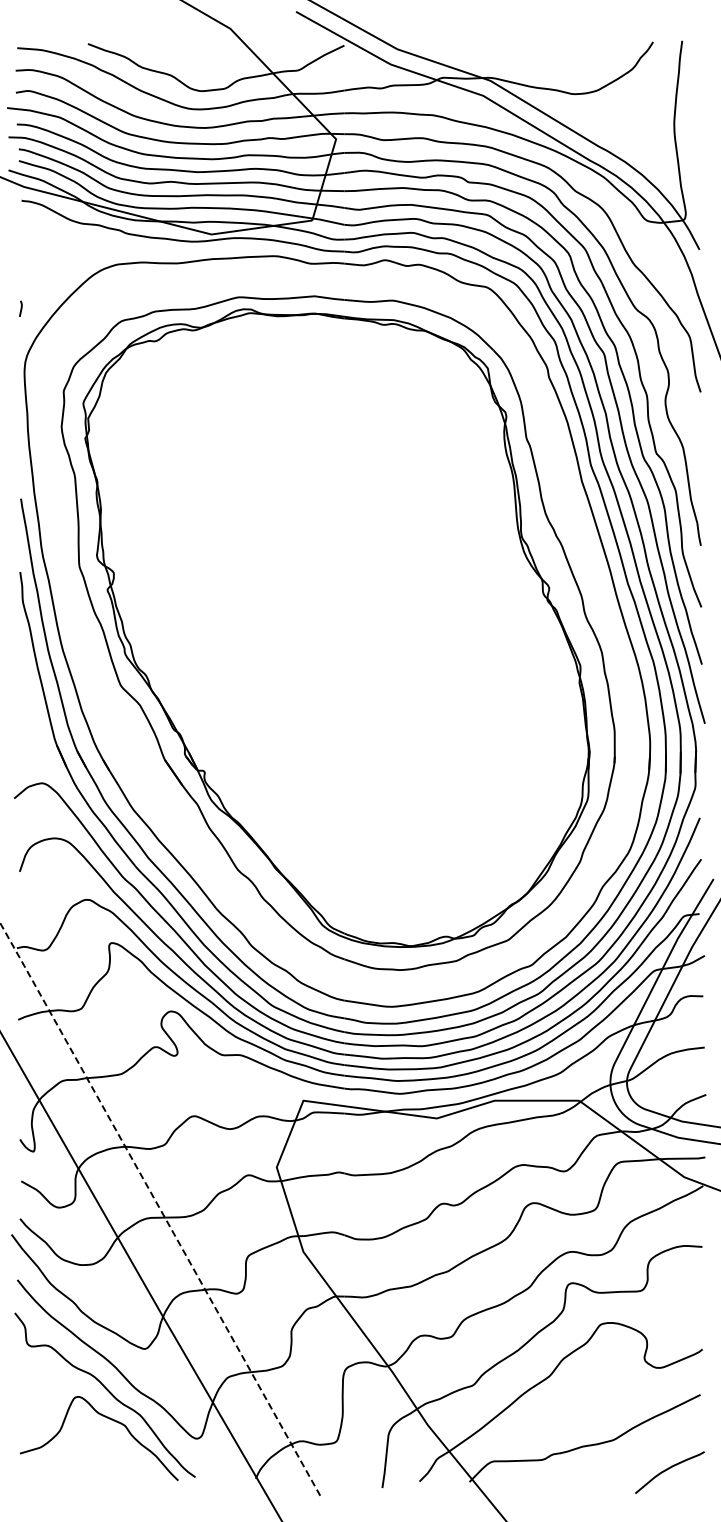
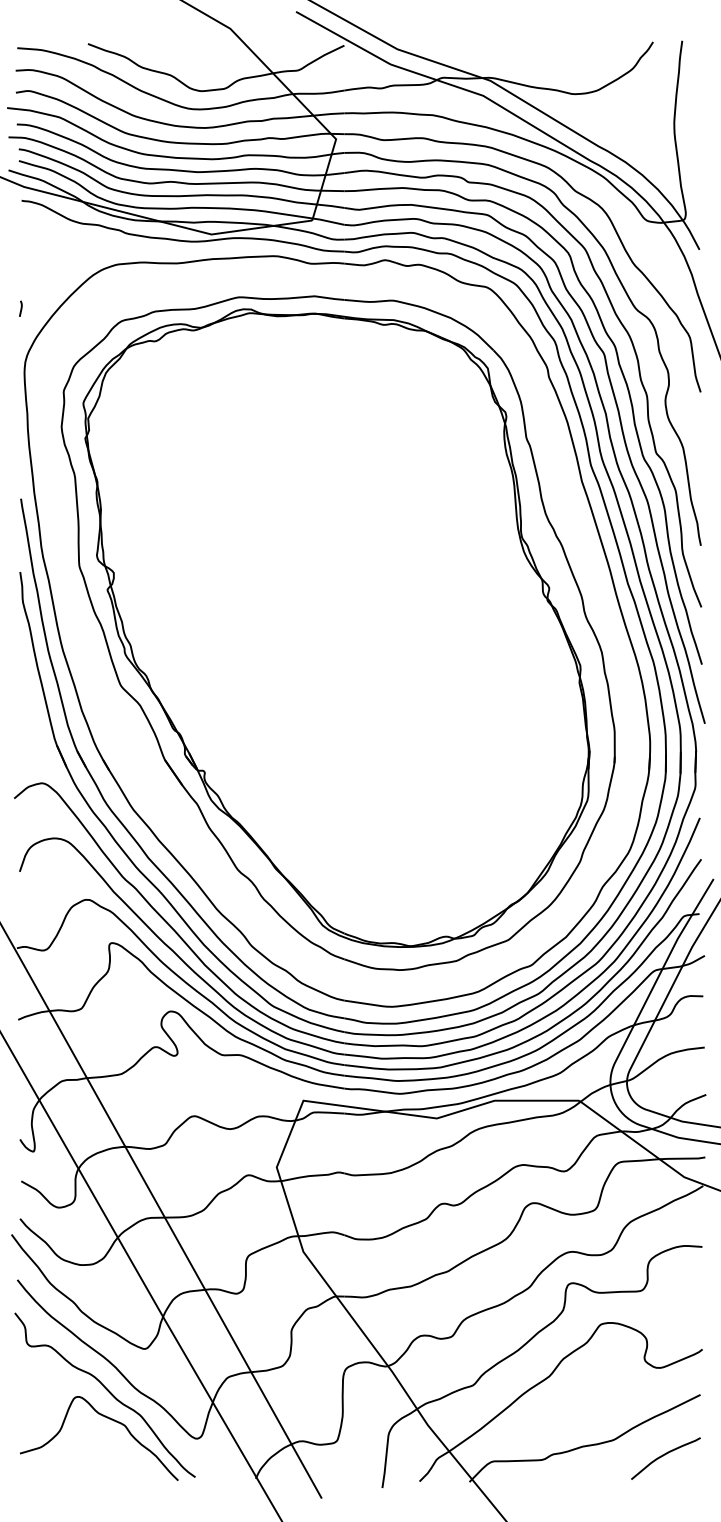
line: dashed -> solid (161, 1210)
curve position: (667, 1470) -> (663, 1456) (663, 1456)
